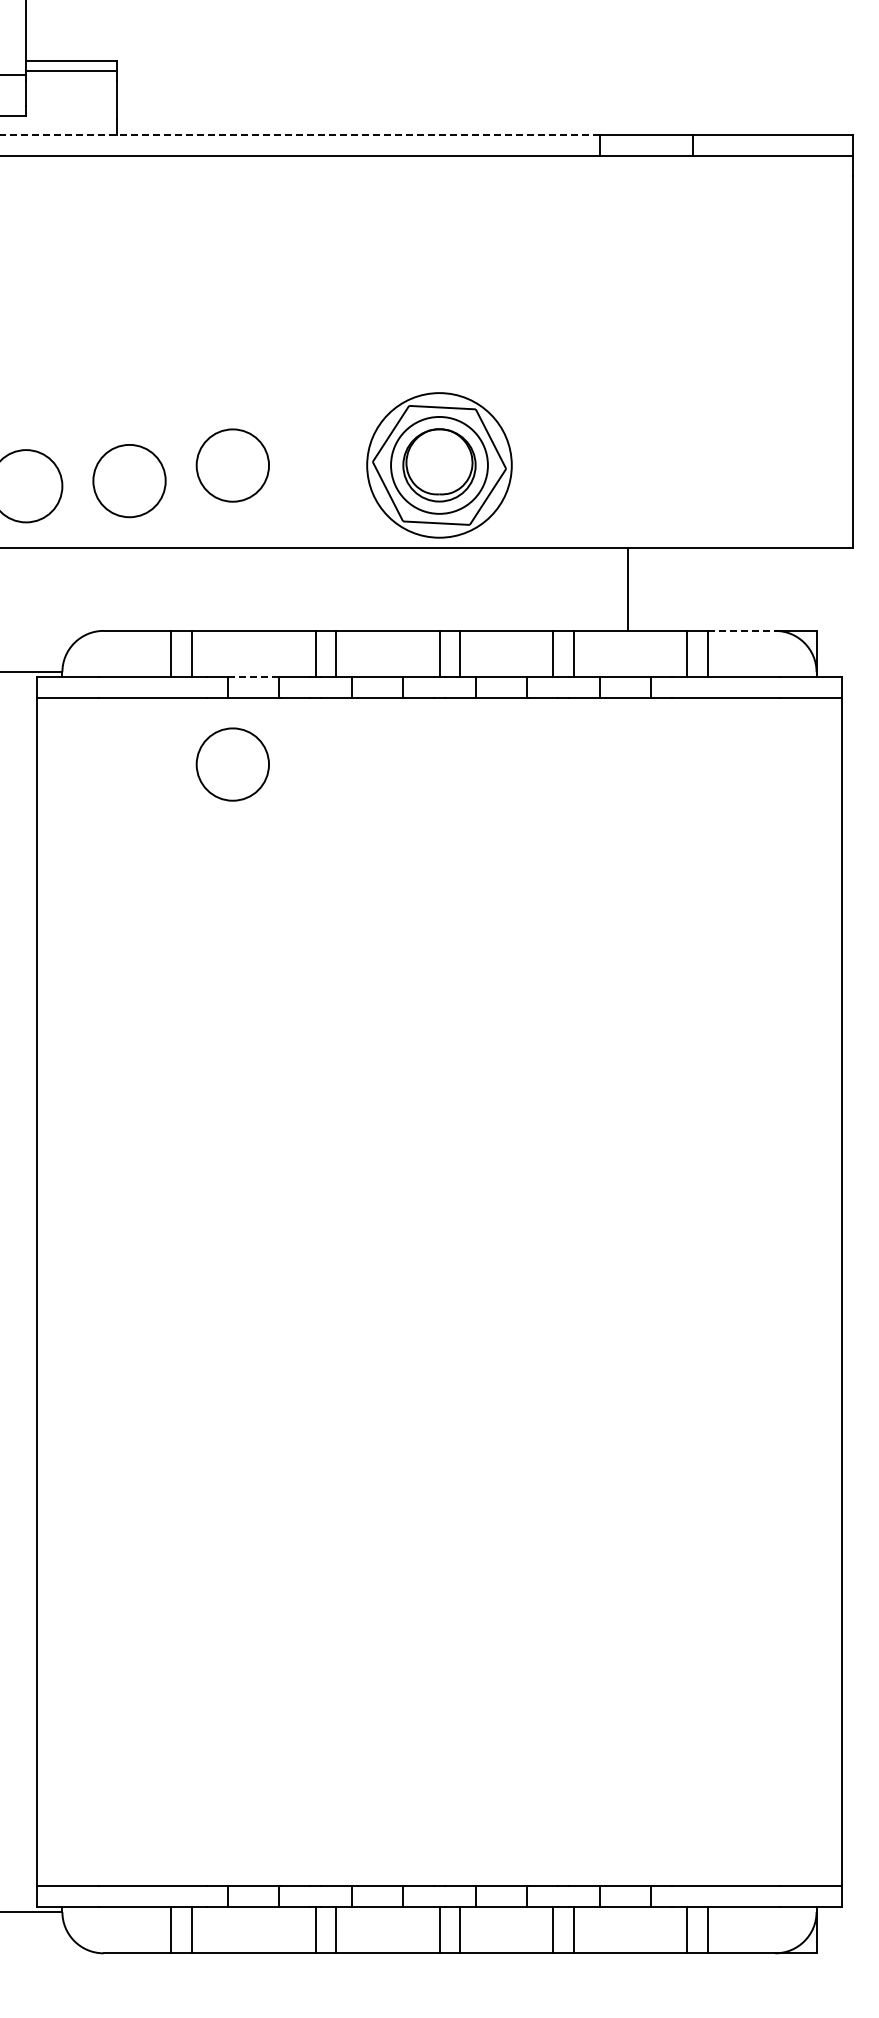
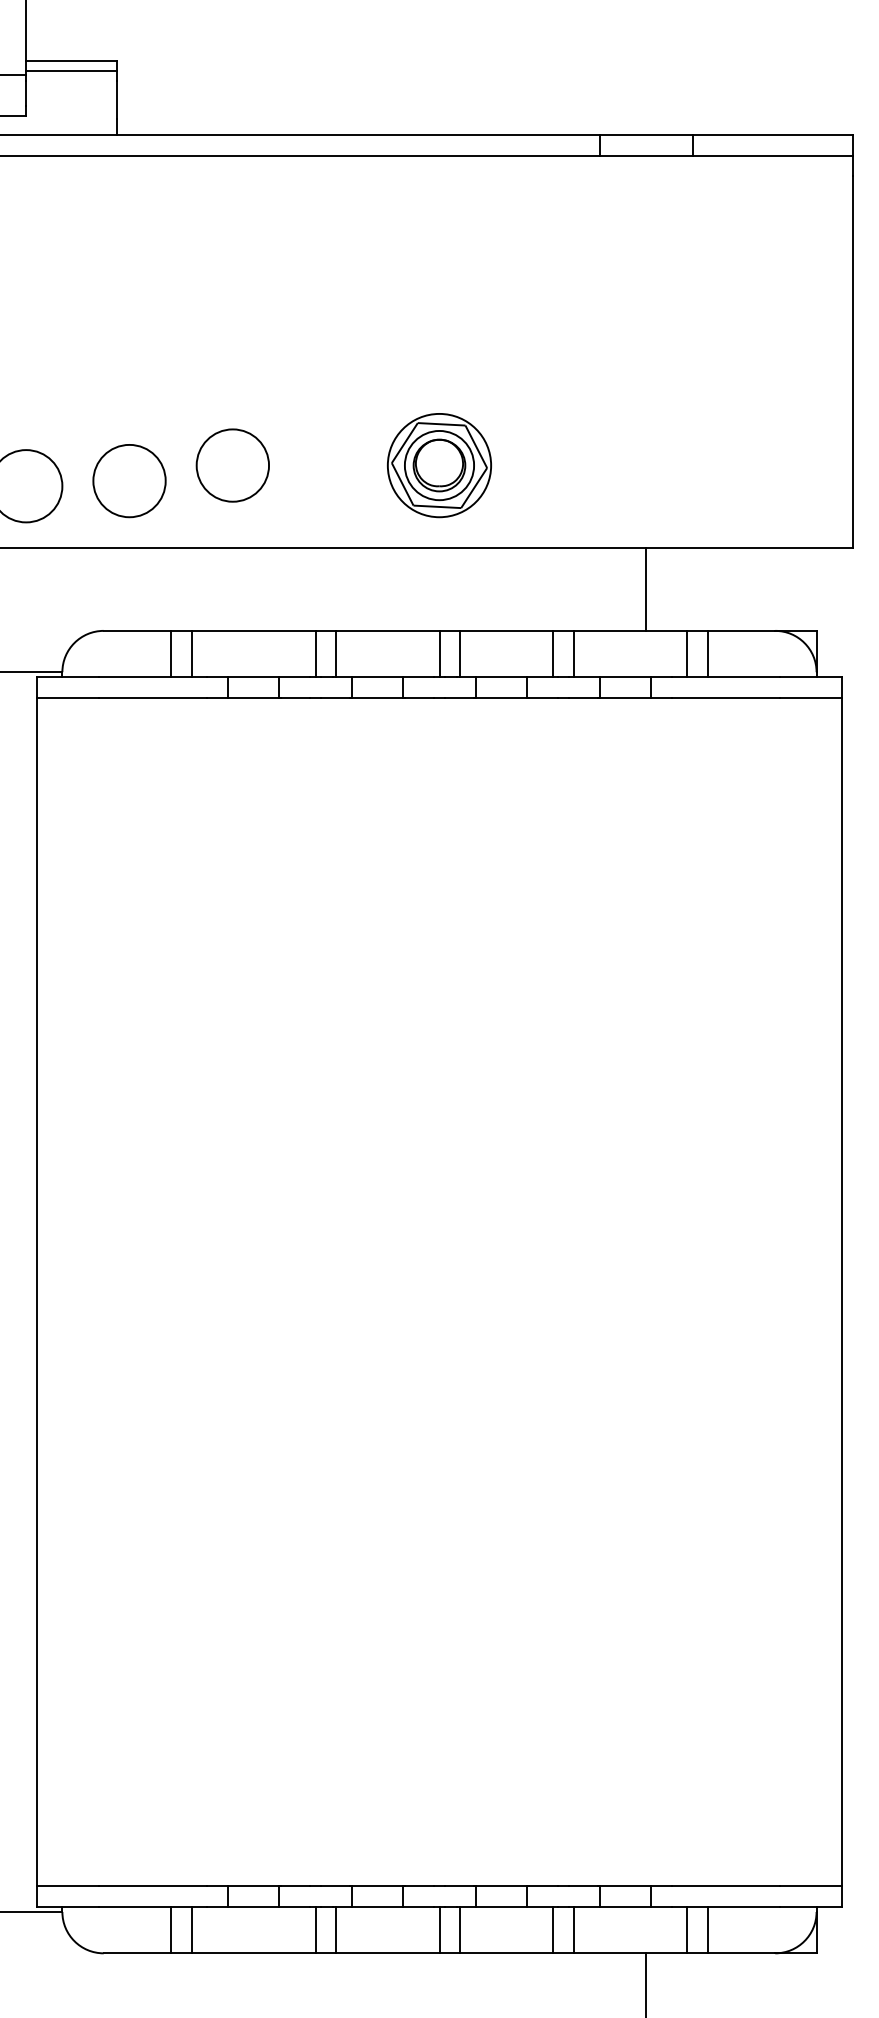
line: dashed -> solid (299, 134)
part size: 147x147 px -> 105x106 px (439, 465)
line position: (628, 589) -> (646, 589) (646, 589)
line: dashed -> solid (741, 630)
line: dashed -> solid (253, 677)
circle: present -> none (232, 764)
line: none -> present (646, 1983)
